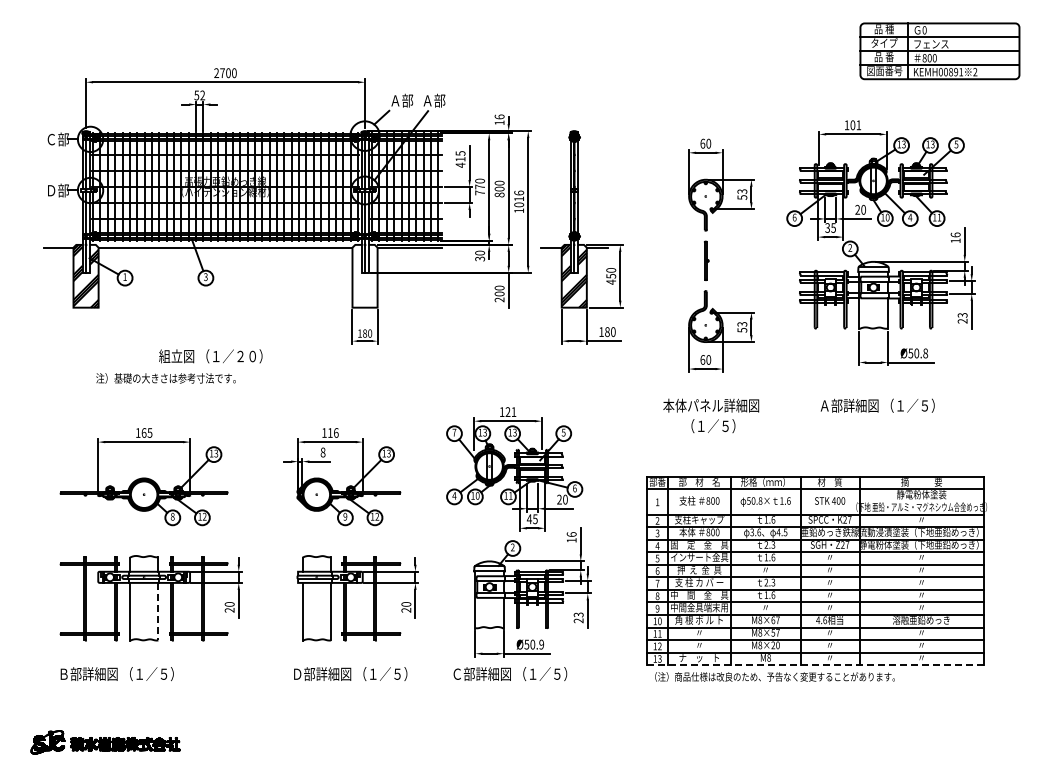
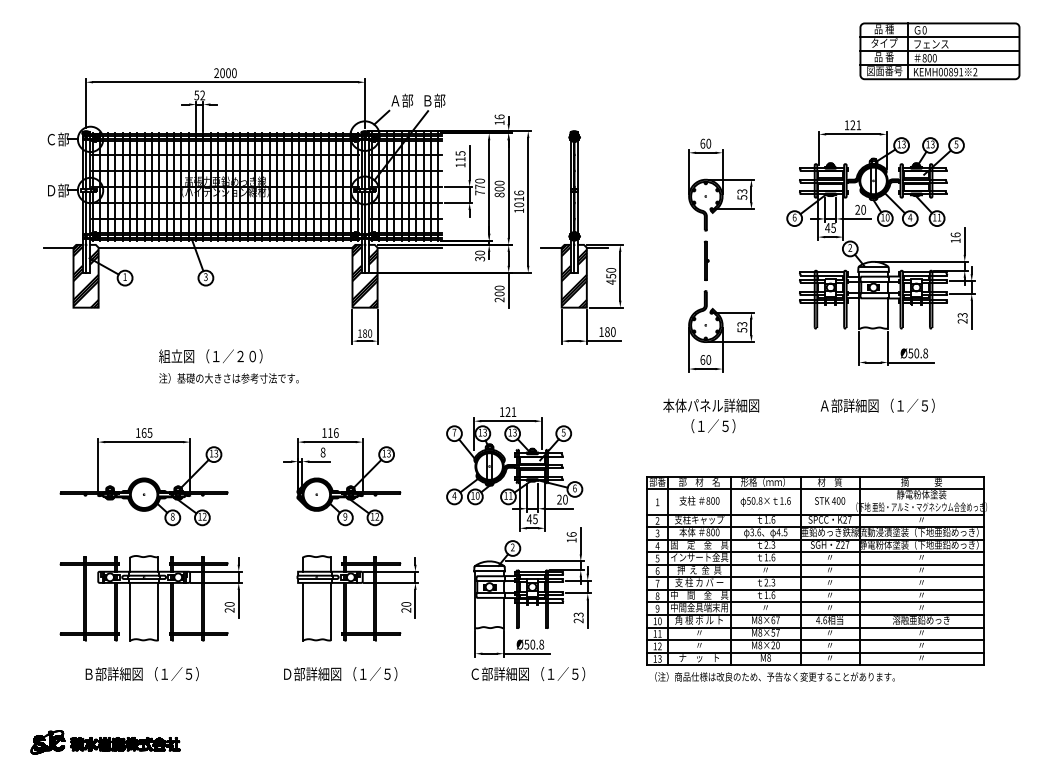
text: 2700 -> 2000 (222, 73)
text: Ａ部 -> Ｂ部 (427, 100)
text: 101 -> 121 (852, 125)
text: 415 -> 115 (460, 164)
text: 35 -> 45 (827, 227)
hatch: none -> present (364, 275)
text position: (165, 378) -> (228, 378) (228, 378)
line: dashed -> solid (158, 611)
text: Ø50.9 -> Ø50.8 (541, 644)
line: dashed -> solid (815, 665)
text position: (350, 673) -> (340, 673) (340, 673)
text position: (510, 673) -> (528, 673) (528, 673)
text position: (116, 674) -> (141, 674) (141, 674)
